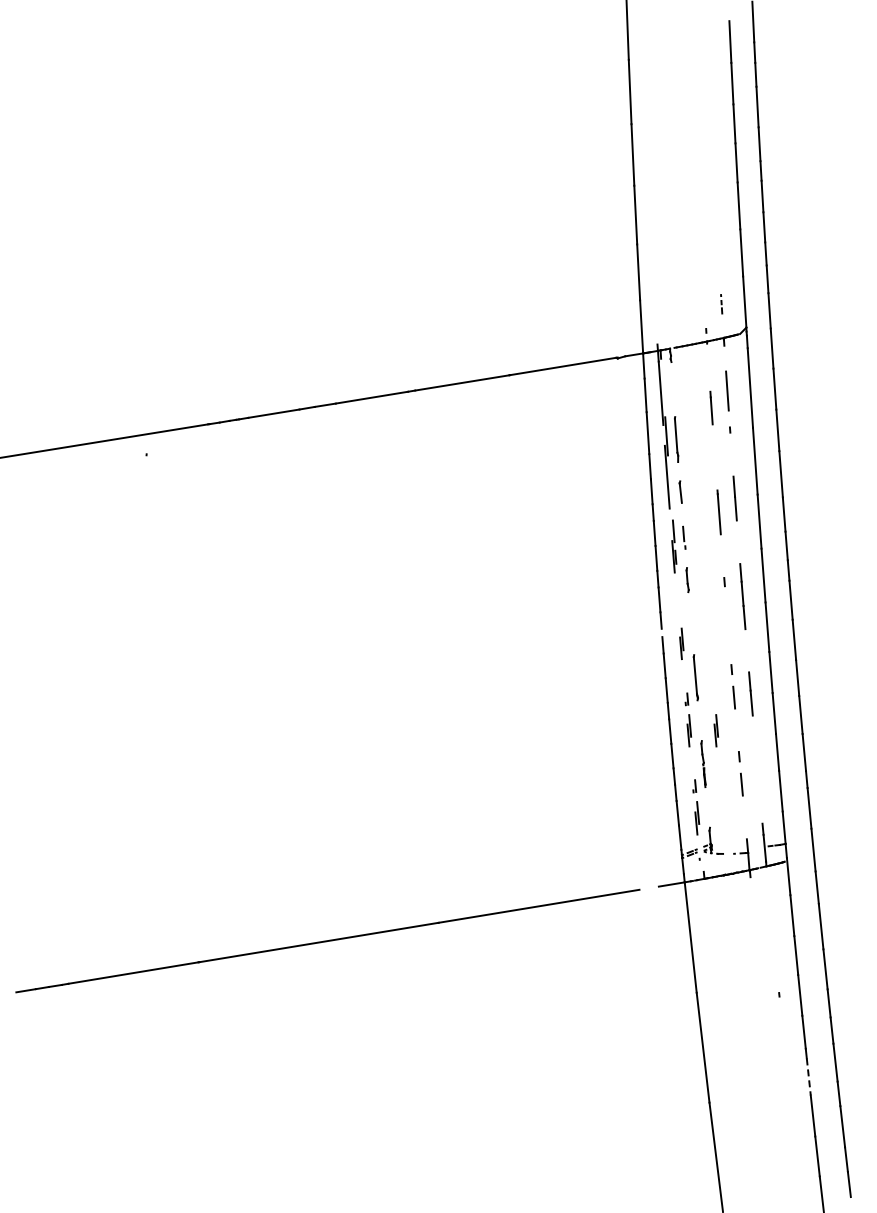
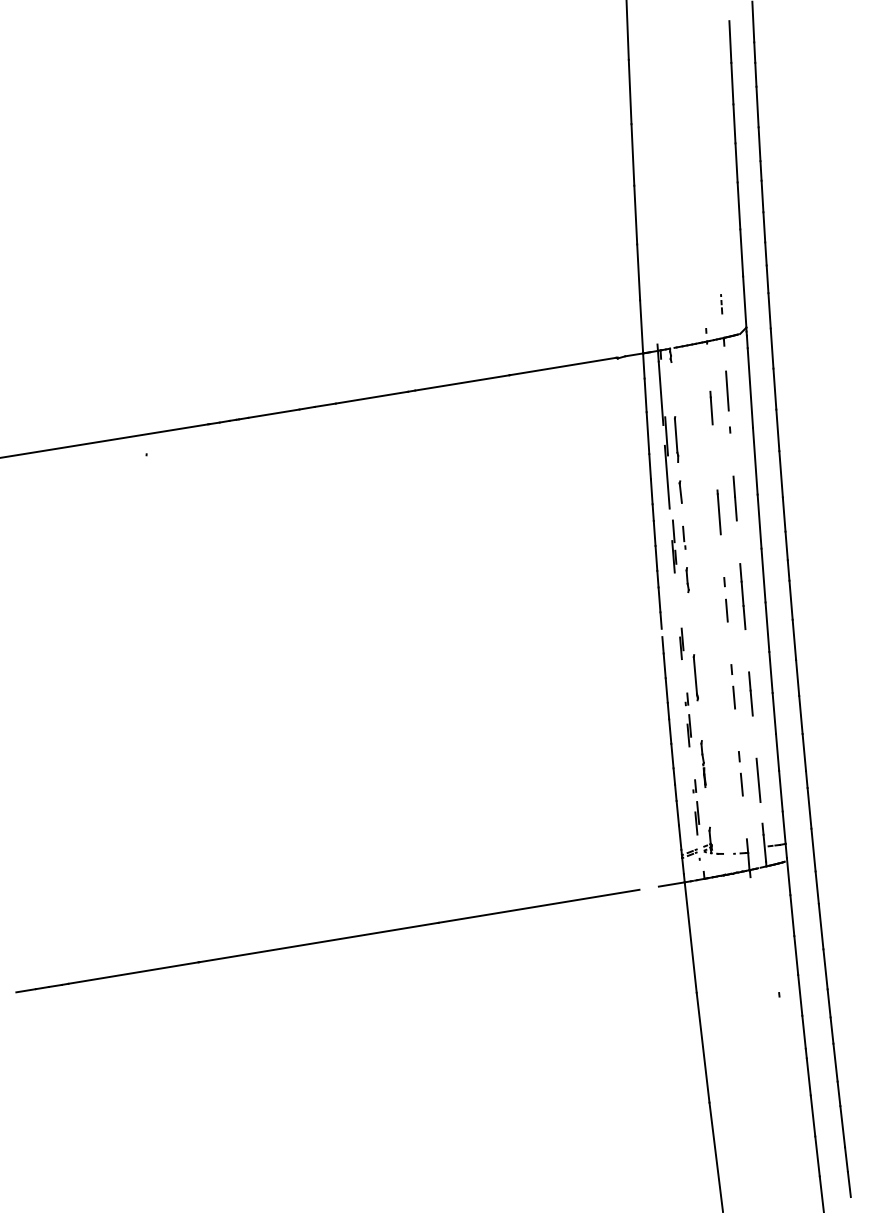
line: none -> present (726, 610)
part: present -> none (715, 730)
line: none -> present (758, 780)
line: dashed -> solid (808, 1077)
